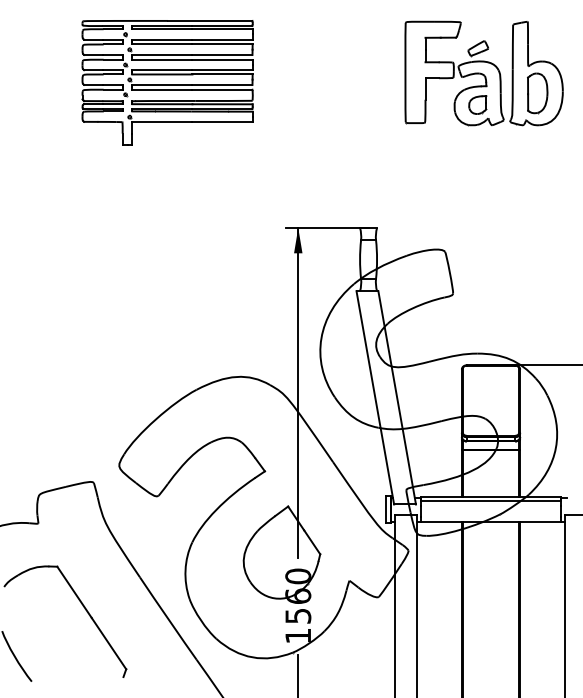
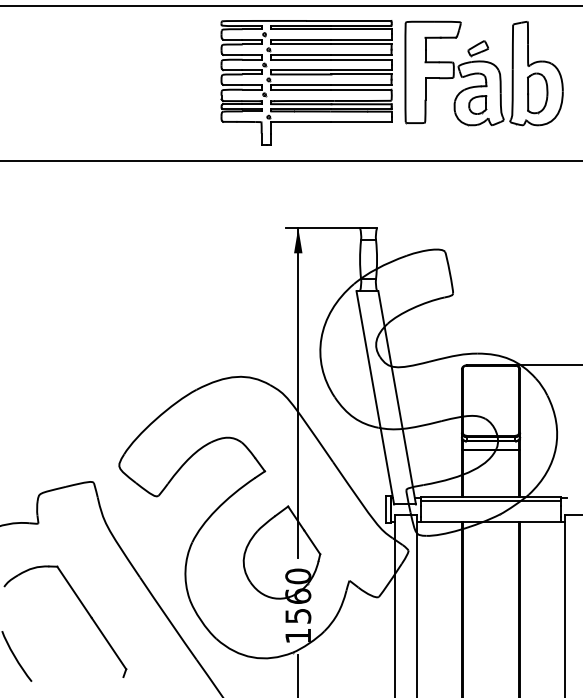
line: none -> present (290, 5)
part position: (167, 82) -> (306, 82) (306, 82)
line: none -> present (290, 160)
